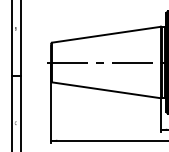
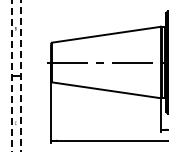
line: solid -> dashed (11, 76)
line: solid -> dashed (20, 76)
